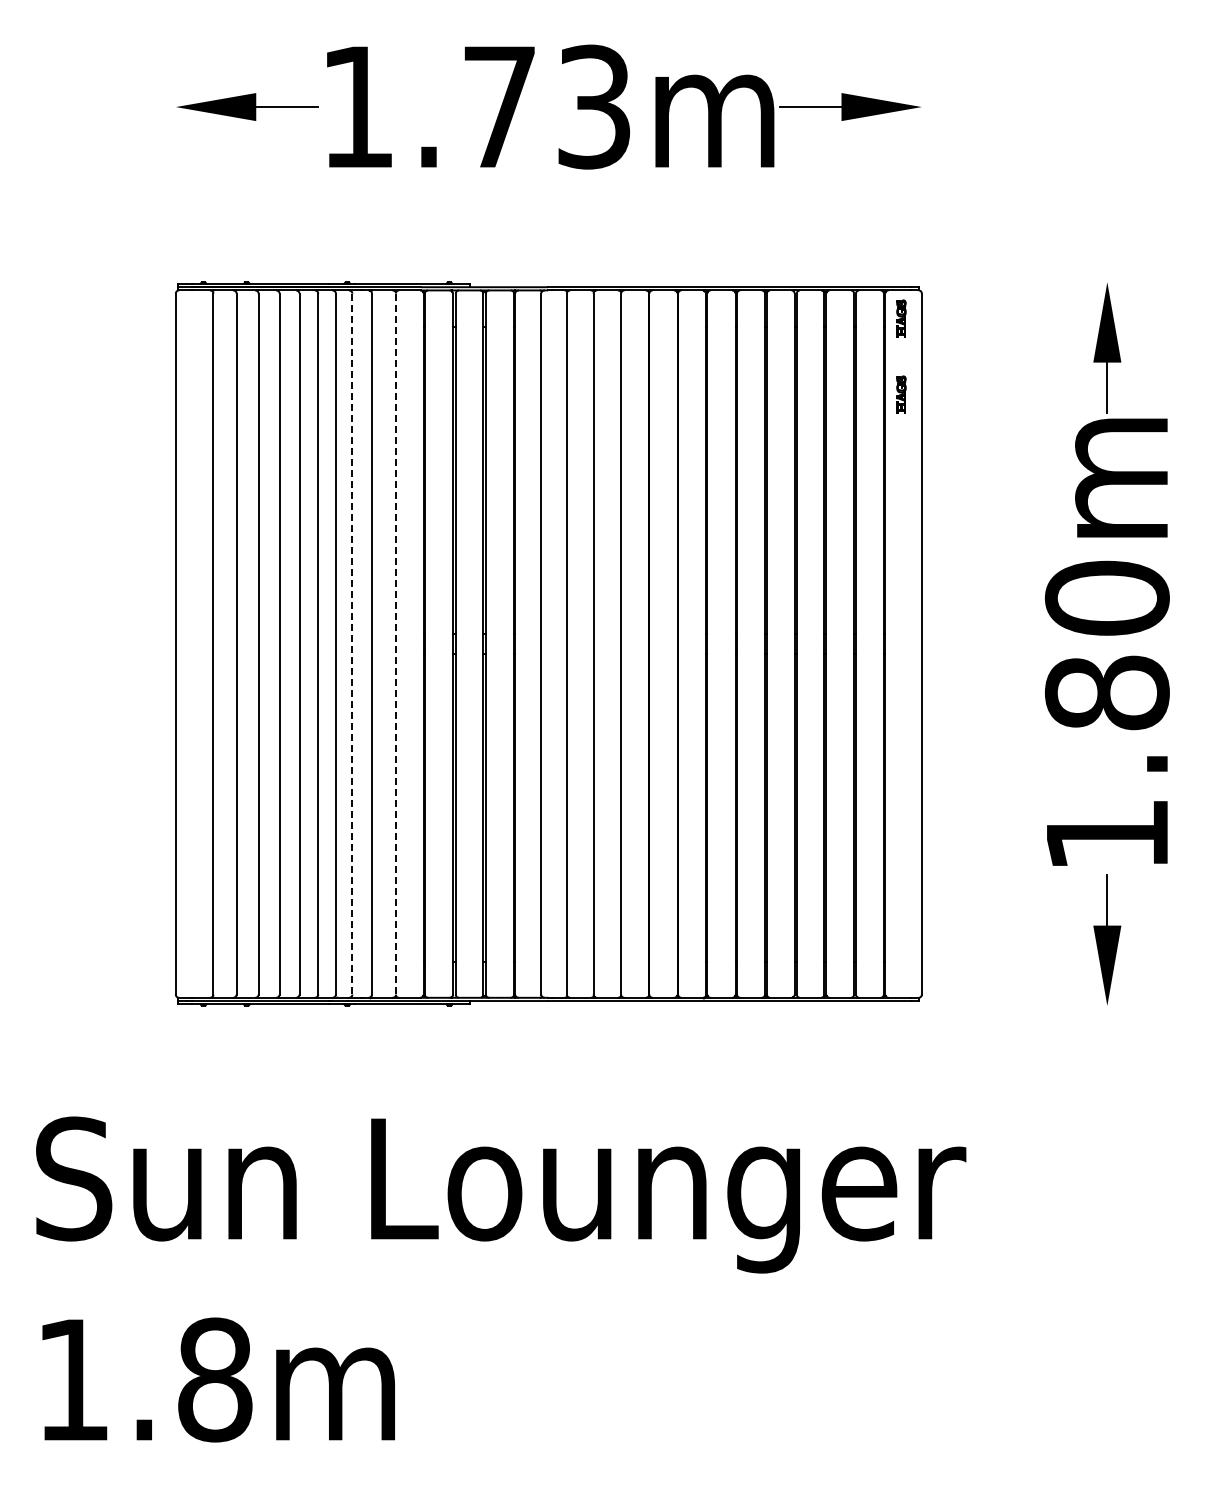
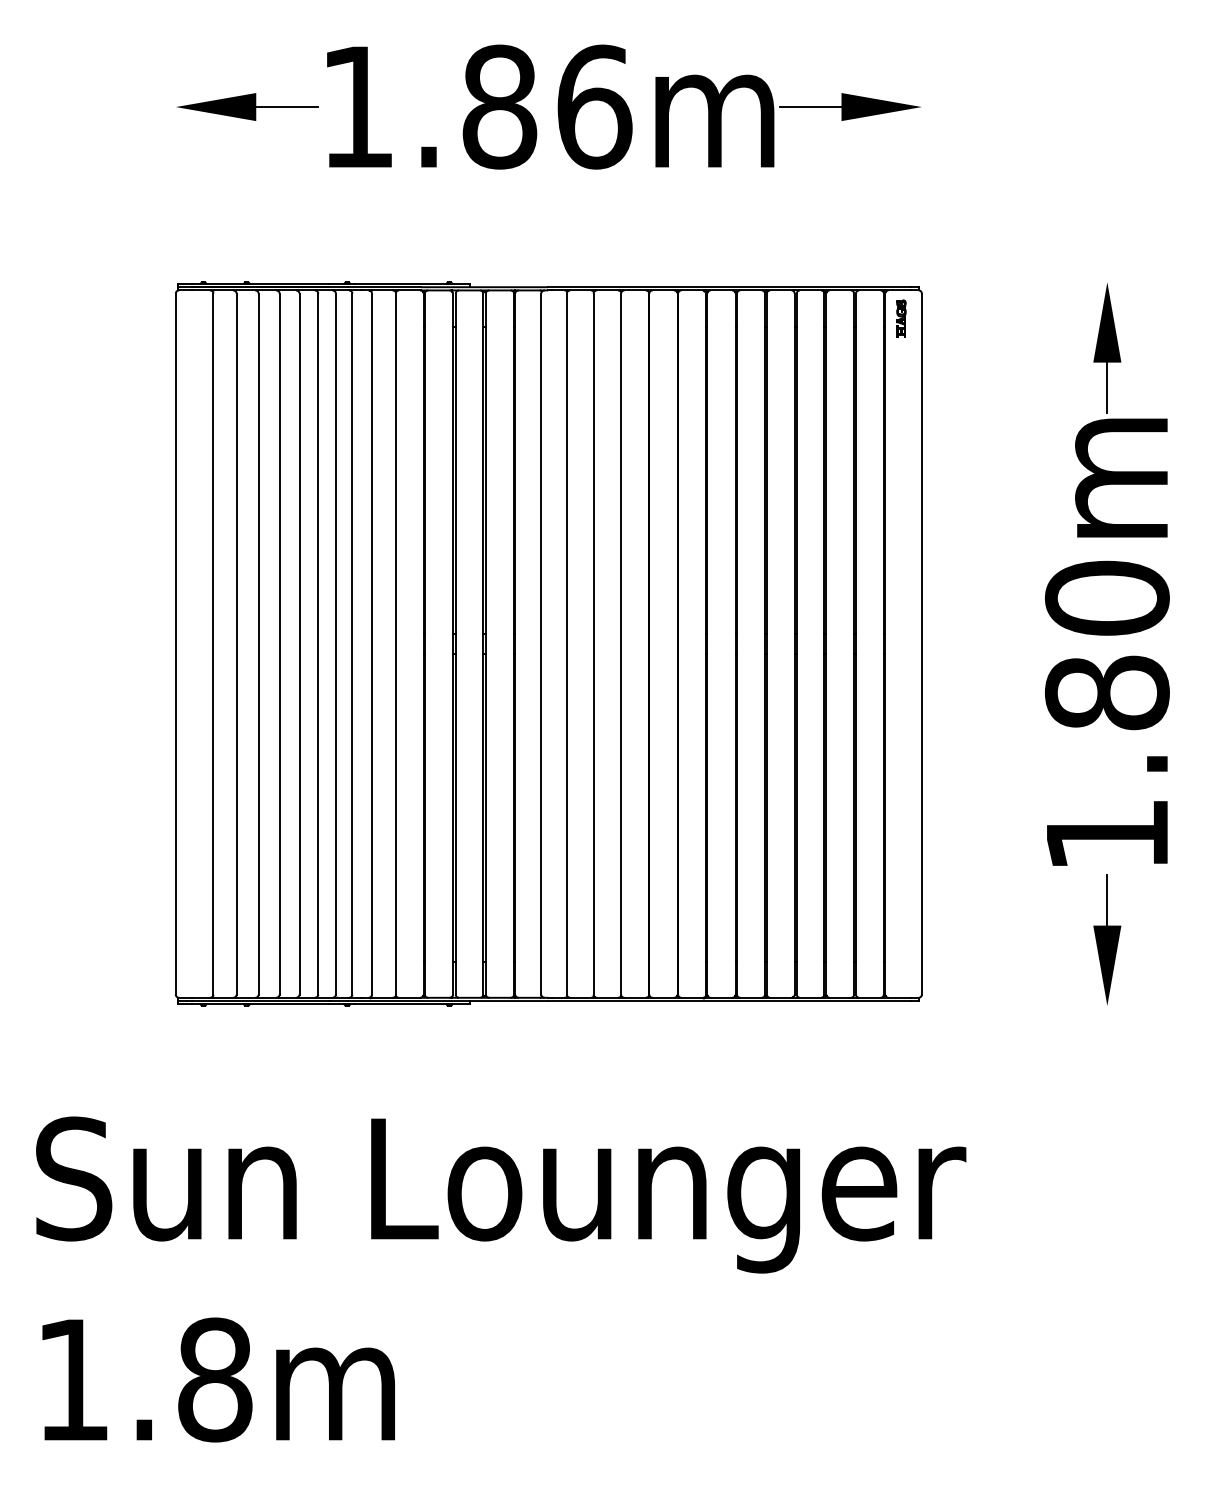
text: 1.73m -> 1.86m (547, 106)
part: present -> none (901, 394)
line: dashed -> solid (352, 644)
line: dashed -> solid (396, 644)
